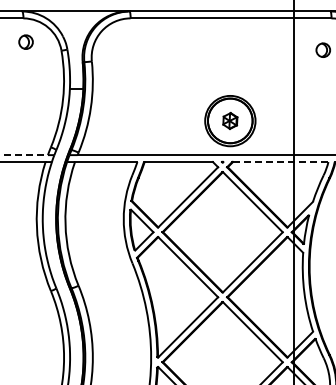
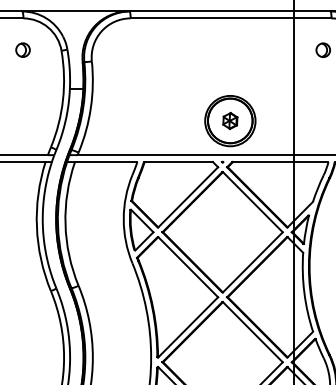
part position: (25, 41) -> (22, 49) (22, 49)
line: dashed -> solid (23, 155)
line: dashed -> solid (280, 162)
